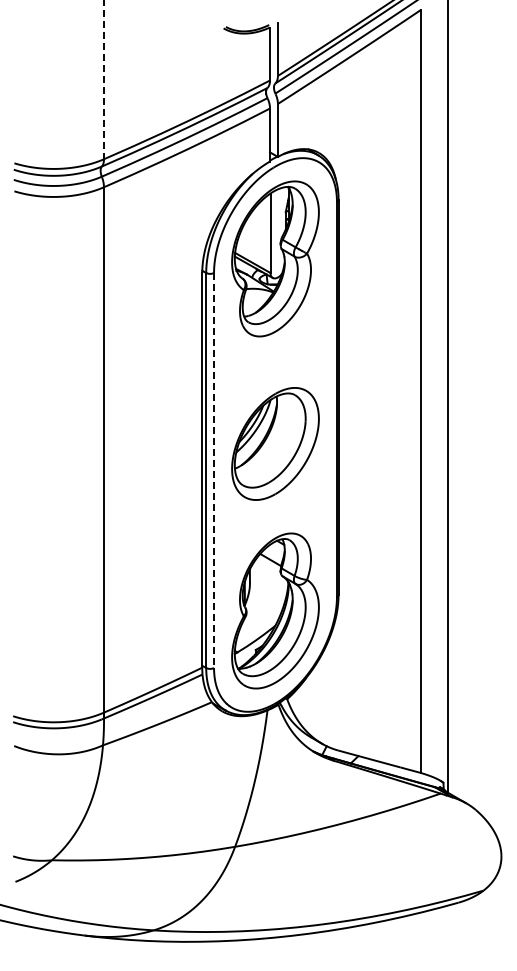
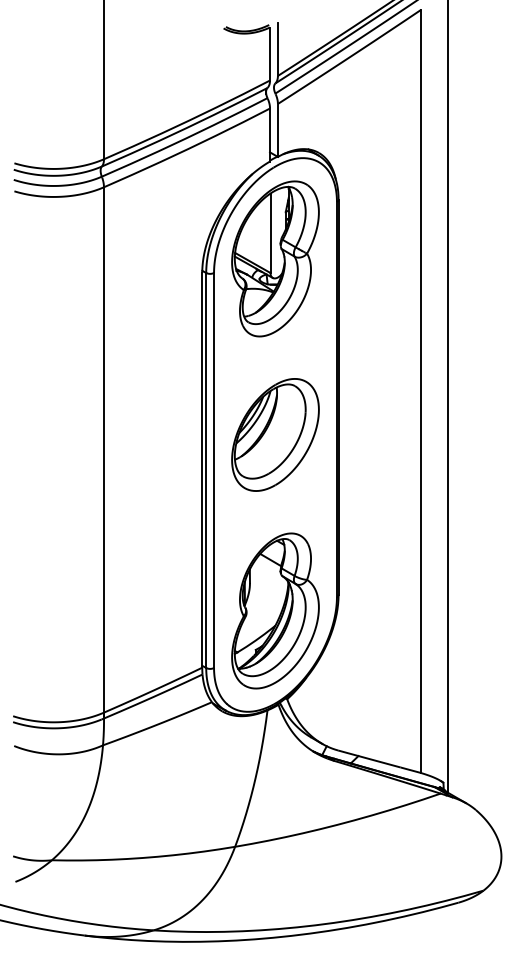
line: dashed -> solid (104, 80)
part position: (275, 443) -> (275, 434) (275, 434)
line: dashed -> solid (214, 470)
